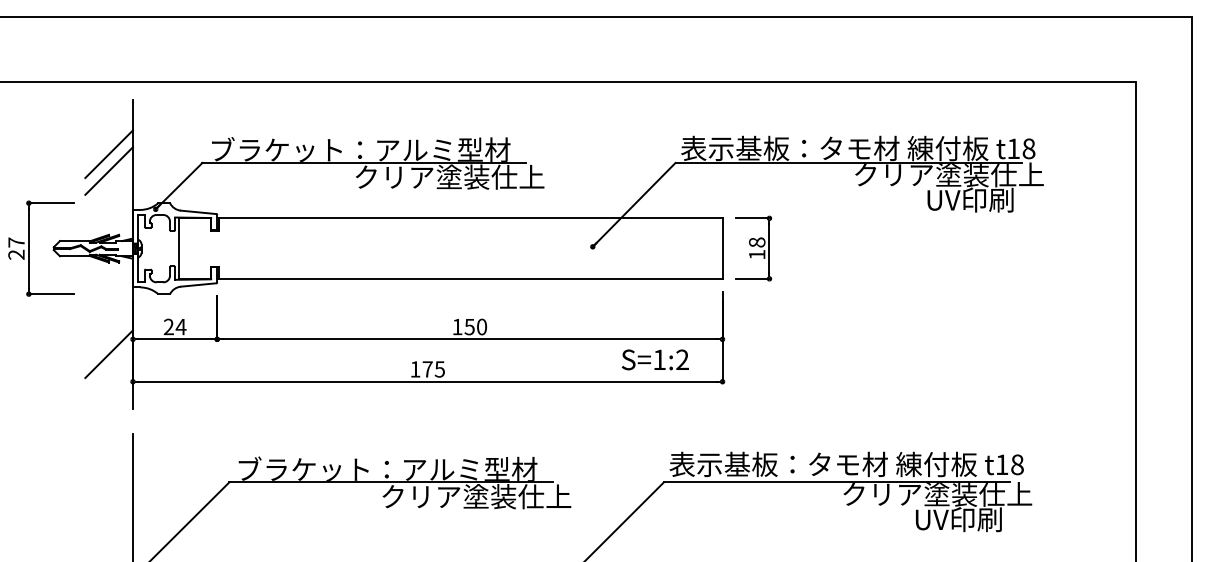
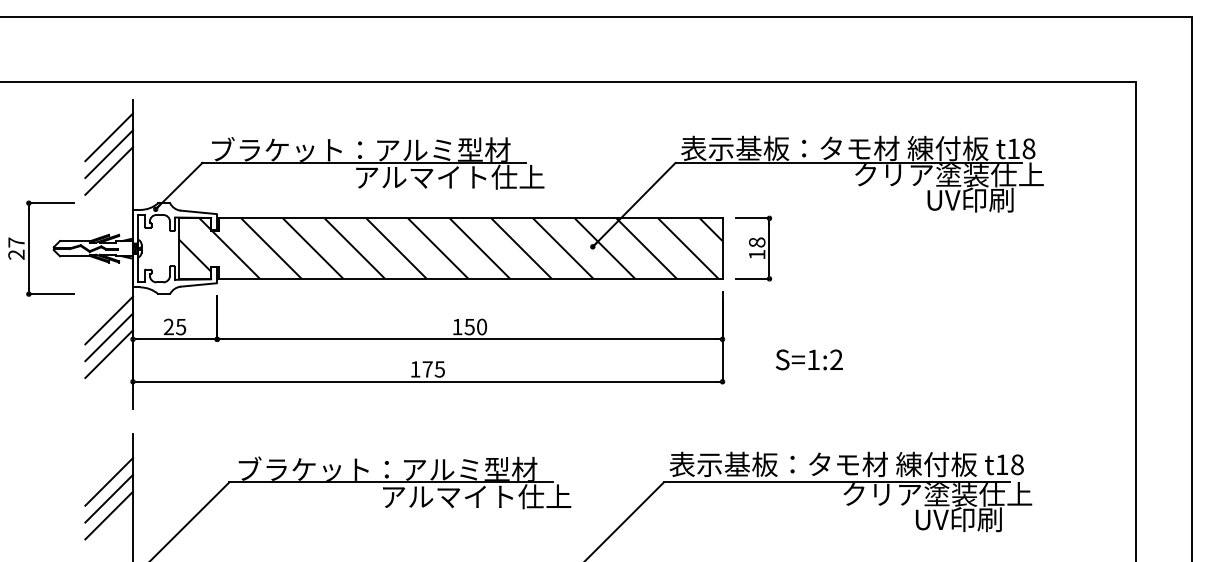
line: none -> present (109, 137)
text: クリア塗装仕上 -> アルマイト仕上 (422, 176)
hatch: none -> present (450, 248)
line: none -> present (109, 320)
text: 24 -> 25 (180, 327)
line: none -> present (109, 337)
text position: (655, 359) -> (809, 359) (809, 359)
line: none -> present (109, 481)
text: クリア塗装仕上 -> アルマイト仕上 (449, 496)
line: none -> present (109, 498)
line: none -> present (109, 515)
